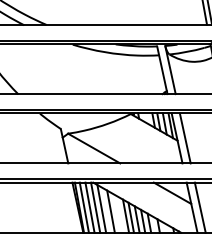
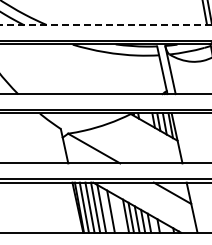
line: solid -> dashed (105, 24)
line: present -> none (184, 138)
line: present -> none (199, 207)
